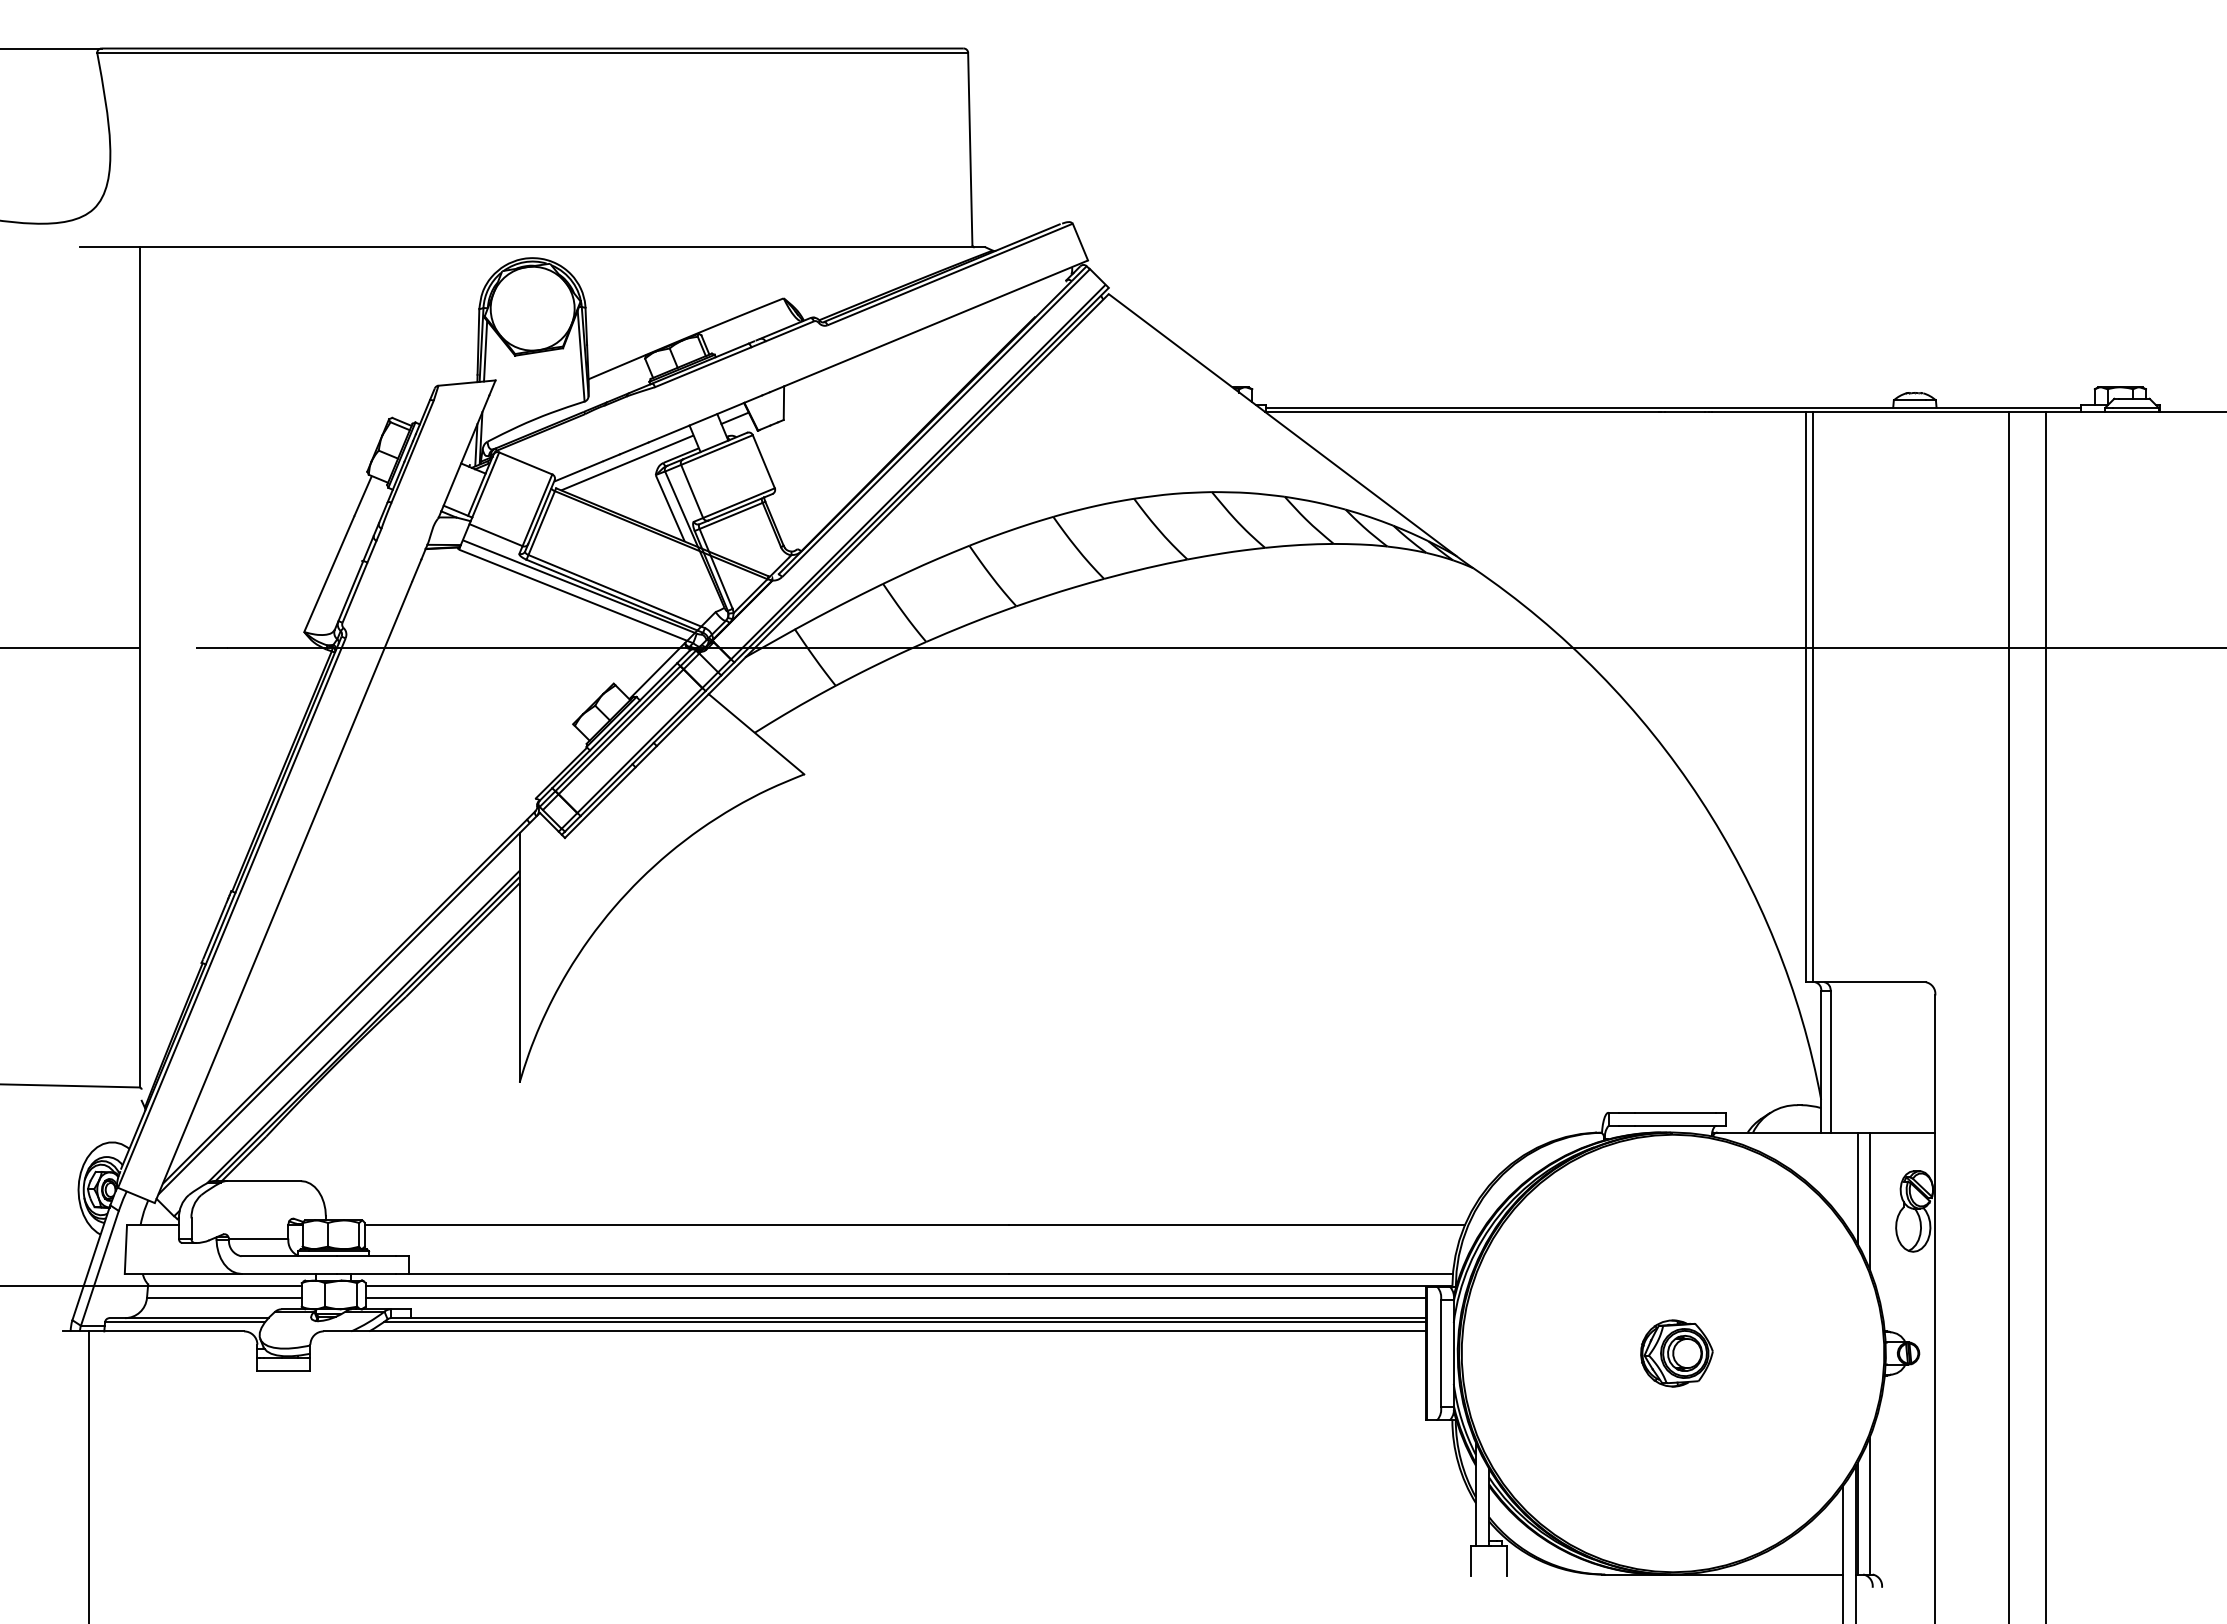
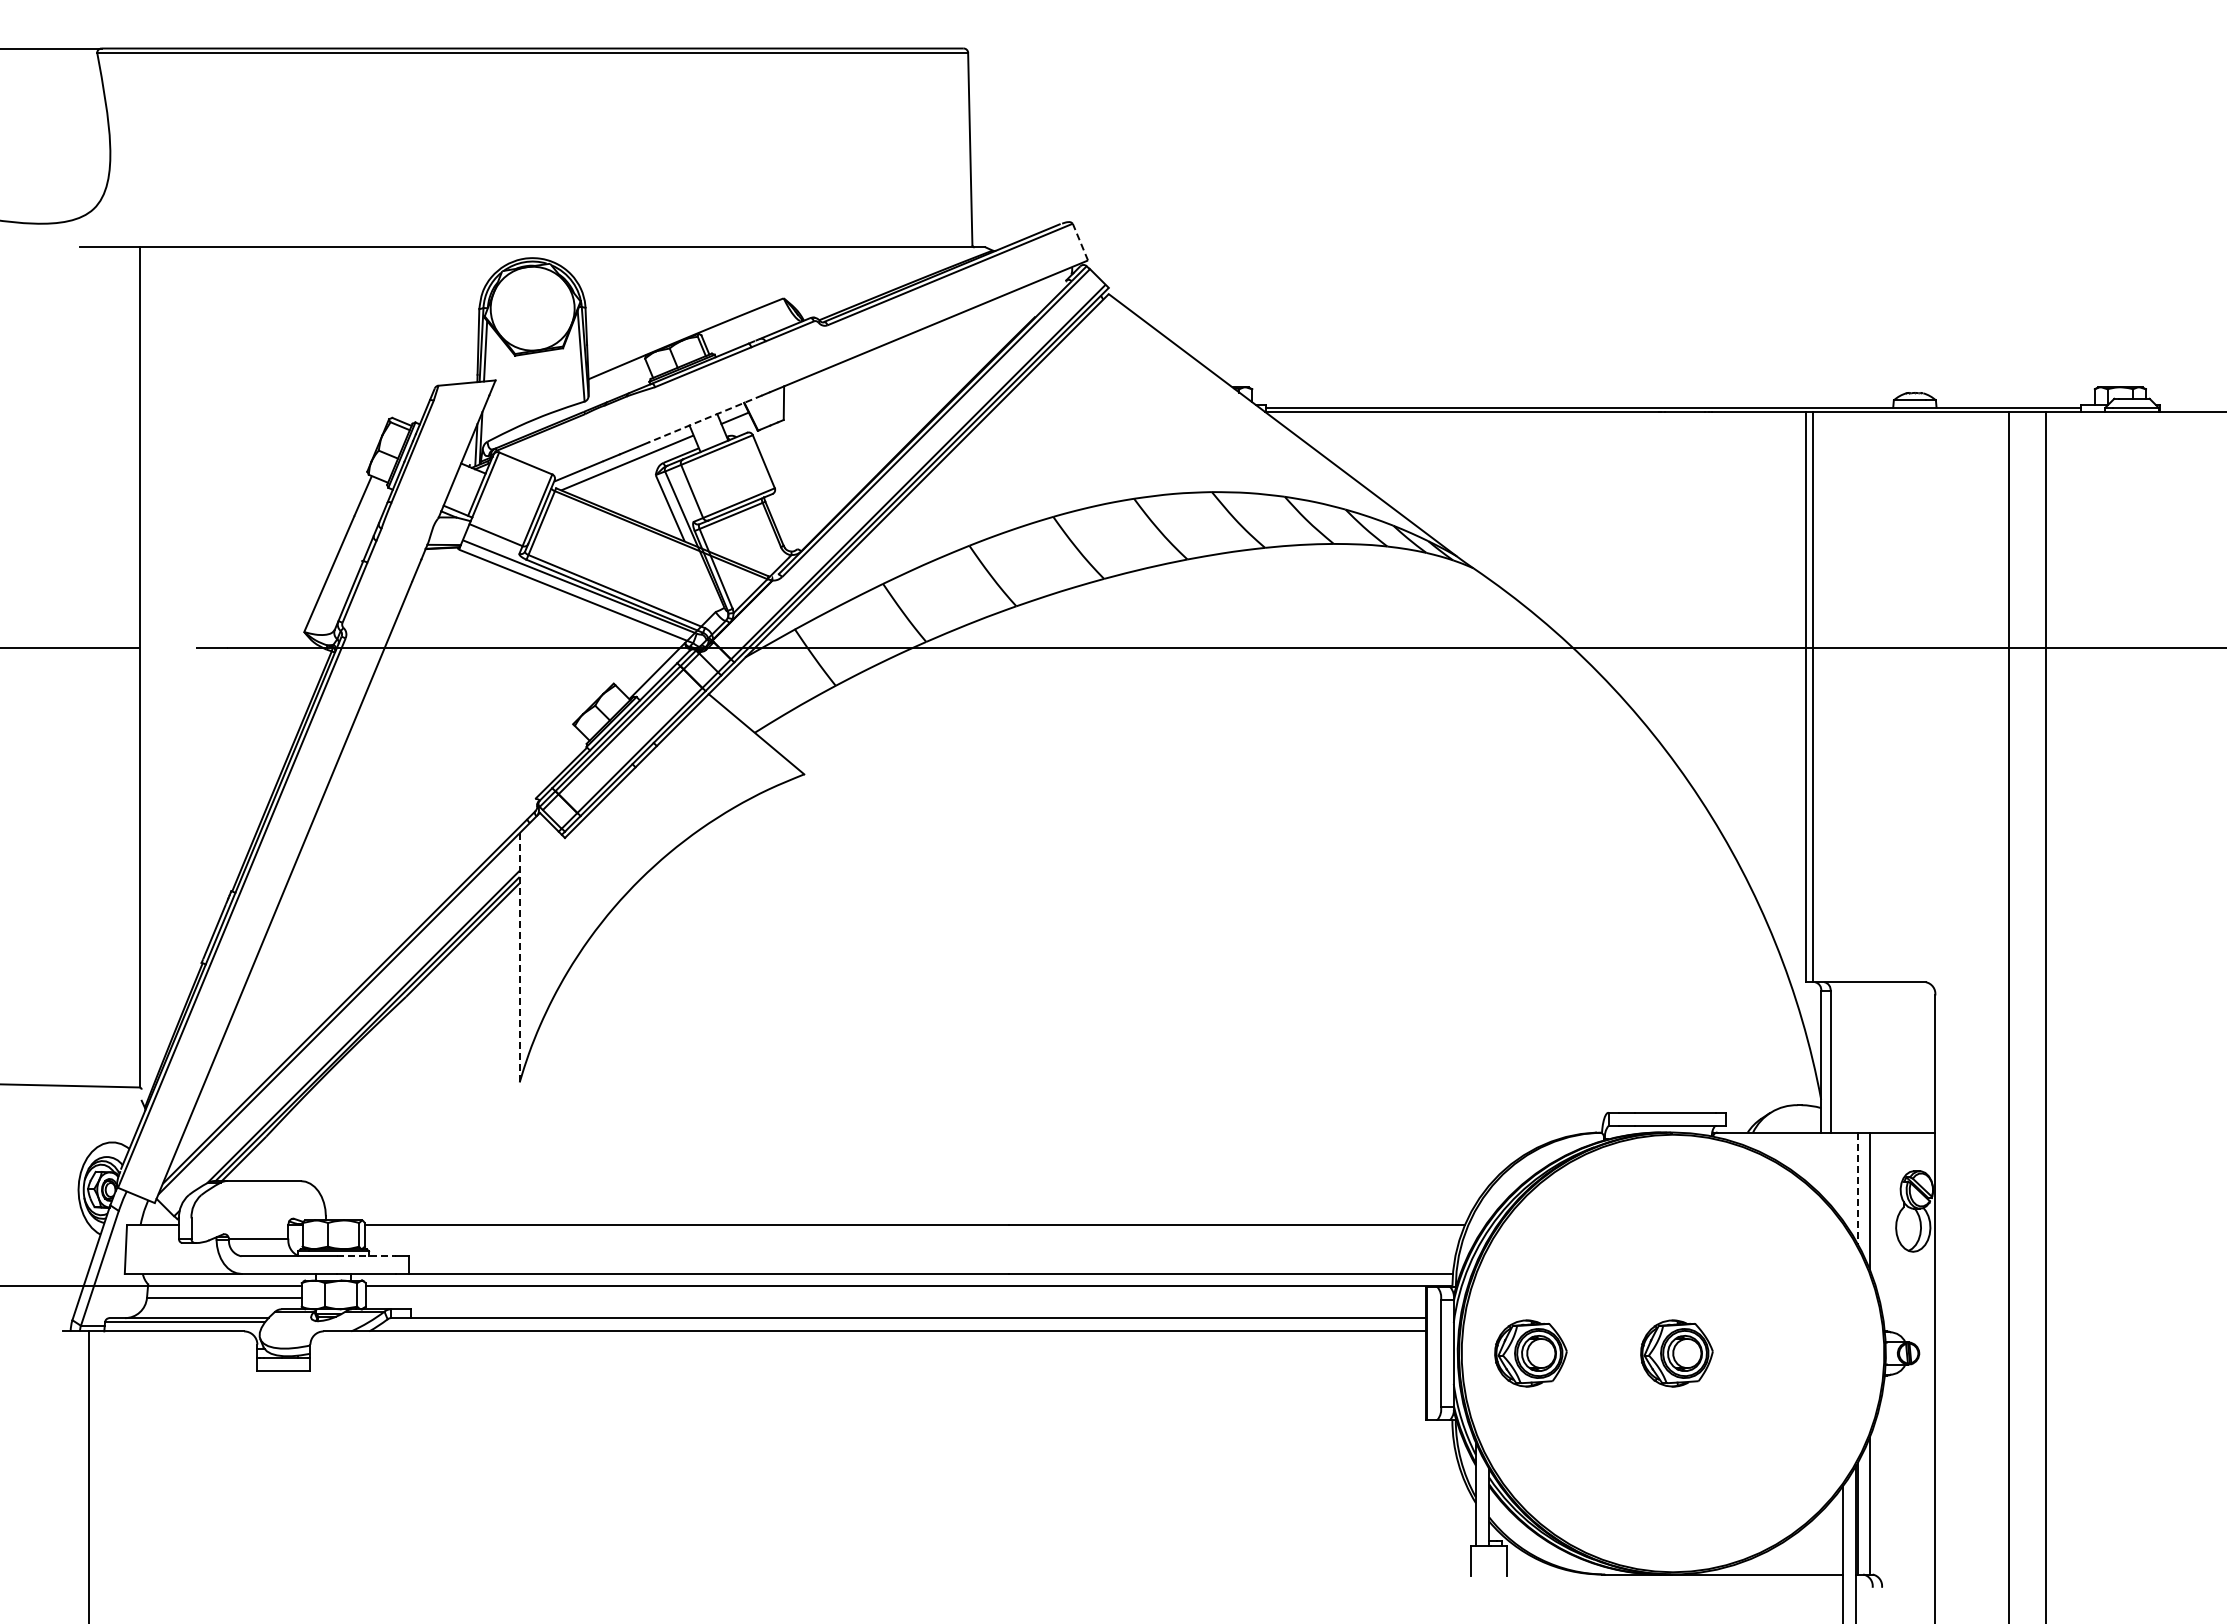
line: solid -> dashed (1080, 242)
line: solid -> dashed (705, 419)
line: solid -> dashed (519, 957)
line: solid -> dashed (1857, 1188)
line: solid -> dashed (366, 1256)
line: present -> none (895, 1297)
line: present -> none (904, 1322)
part: none -> present (1530, 1353)
